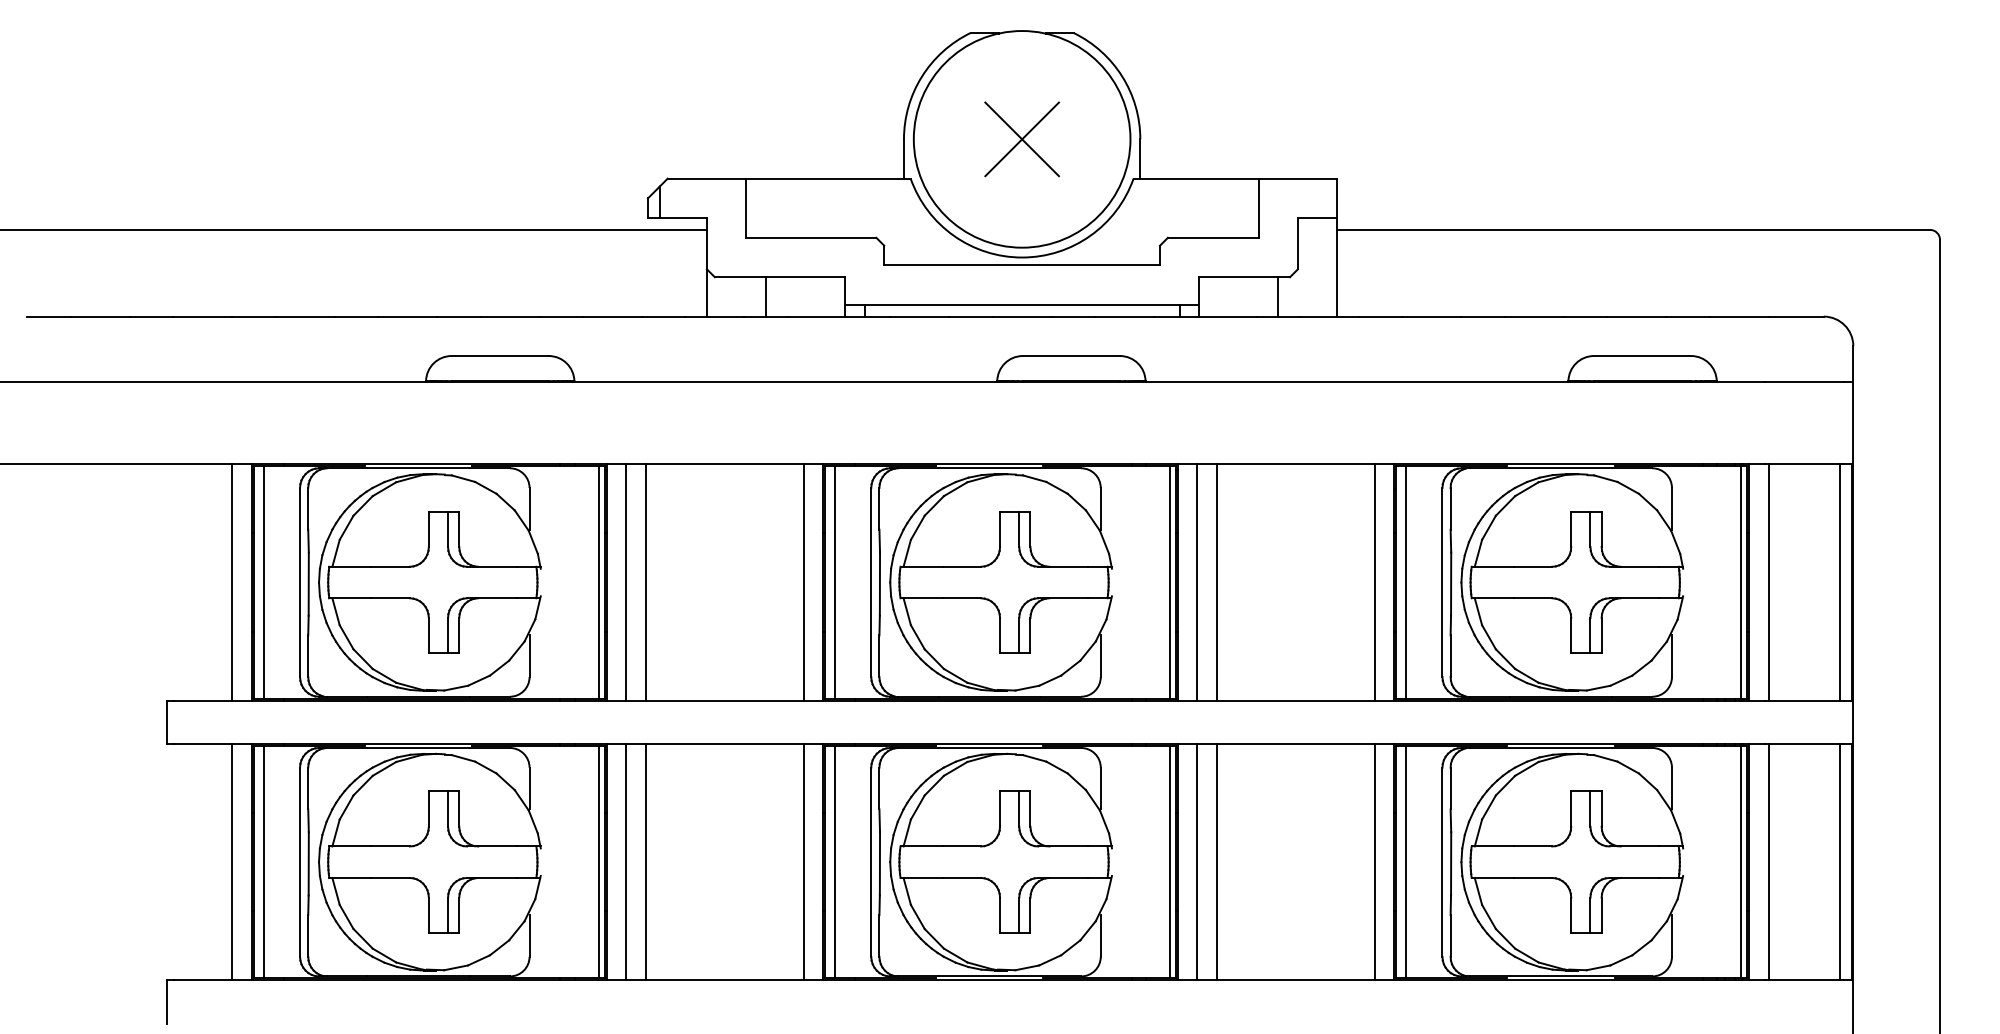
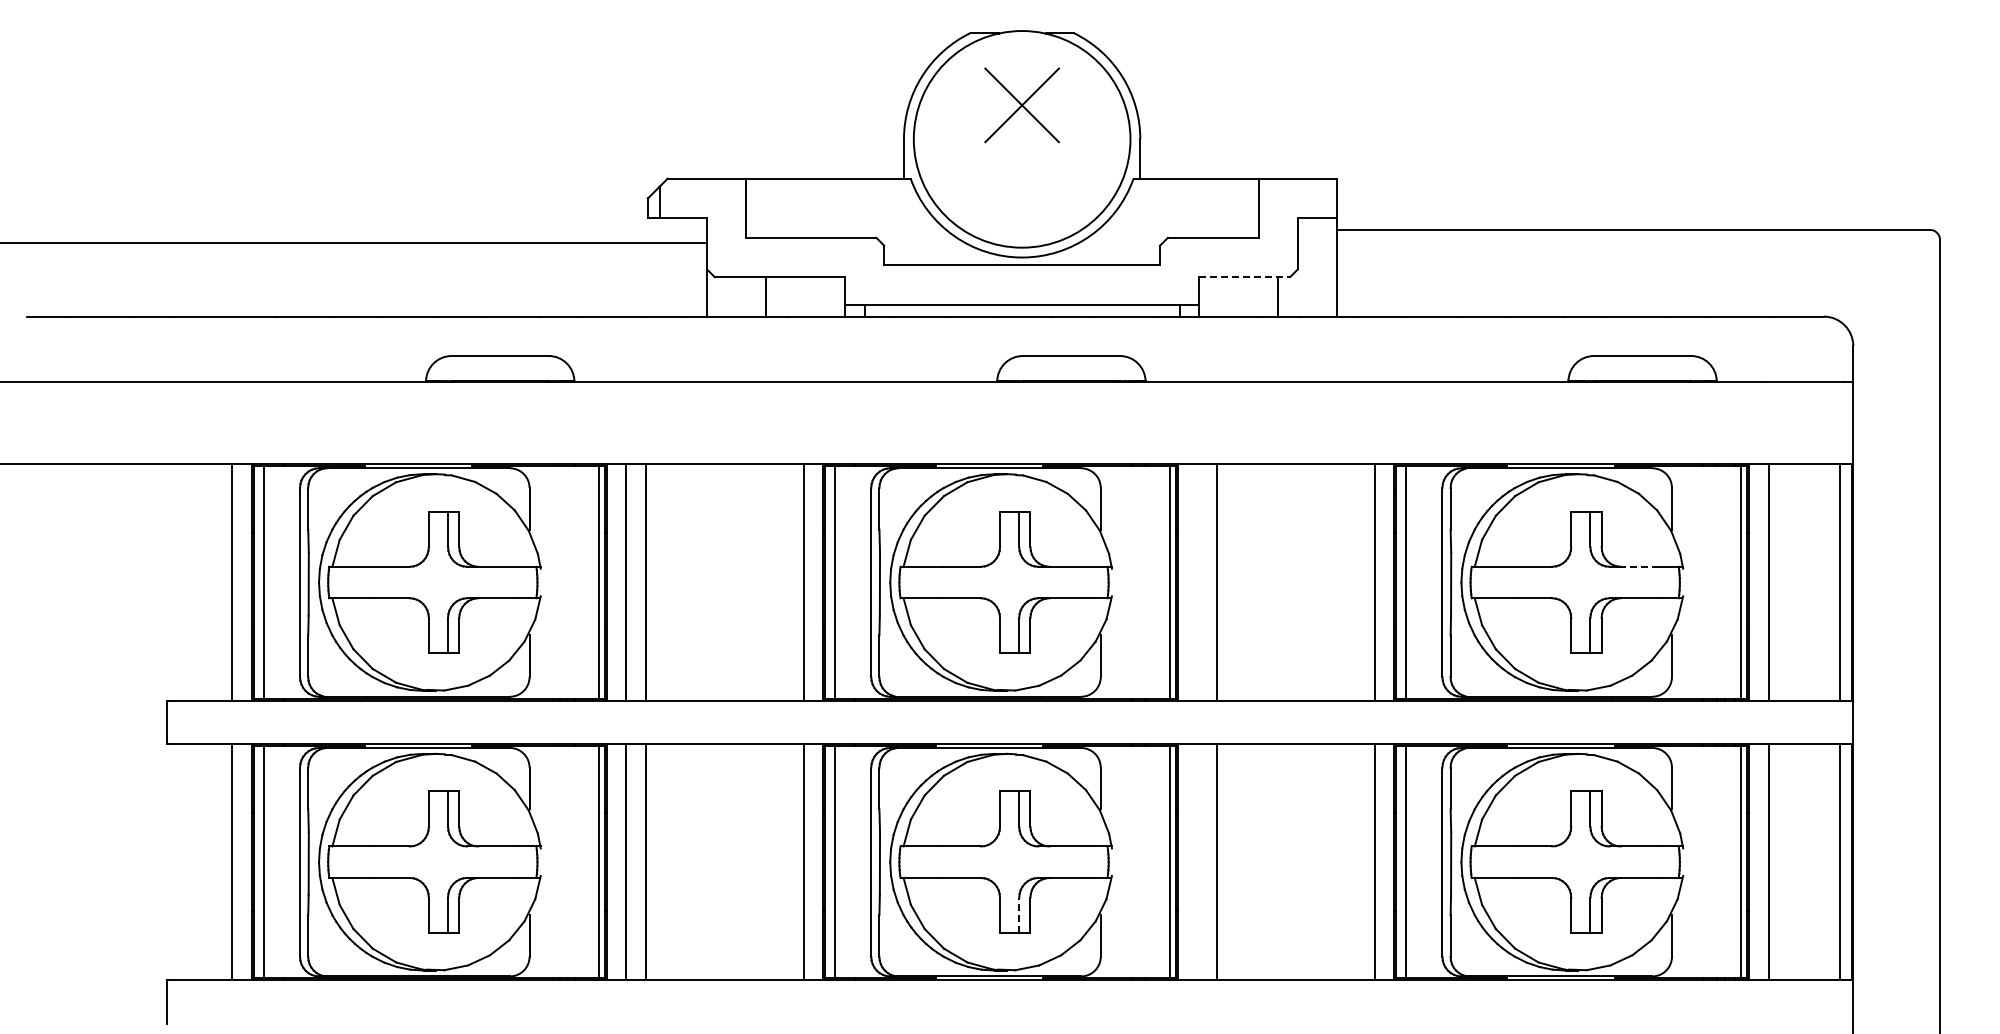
part position: (1022, 139) -> (1022, 105) (1022, 105)
line position: (354, 229) -> (354, 242) (354, 242)
line: solid -> dashed (1245, 277)
line: solid -> dashed (1639, 566)
line: present -> none (1197, 582)
line: present -> none (1197, 862)
line: solid -> dashed (1019, 915)
